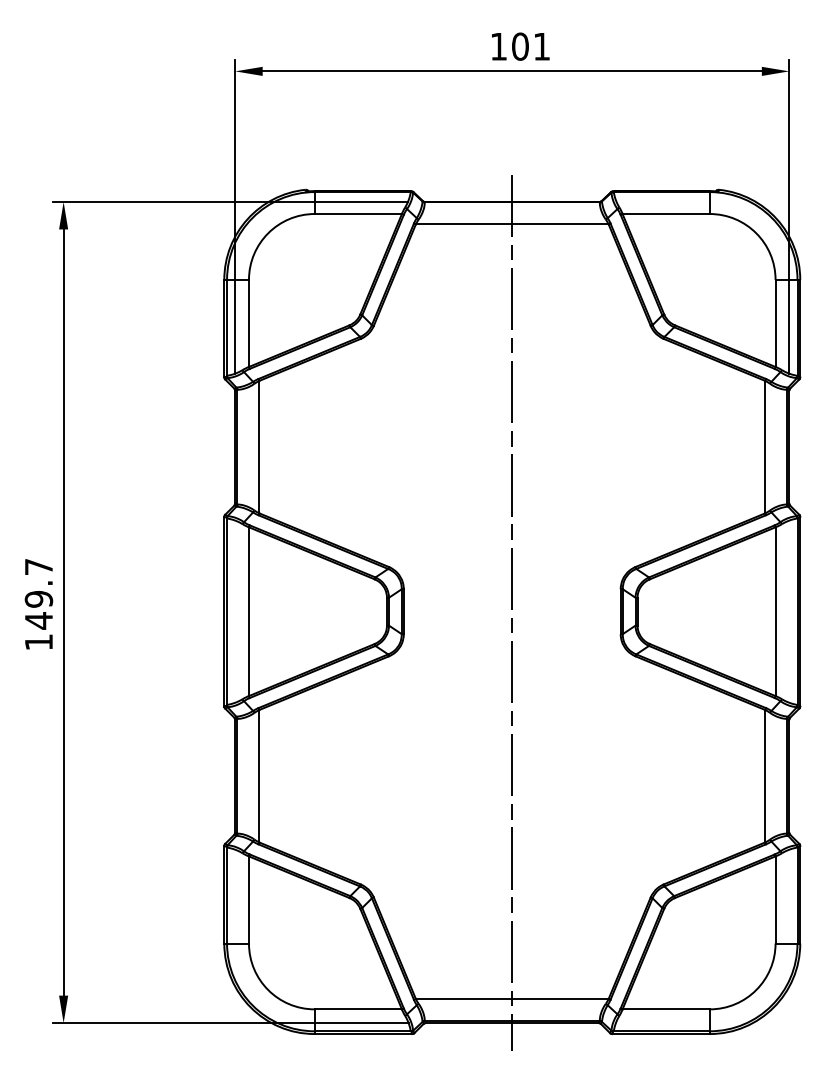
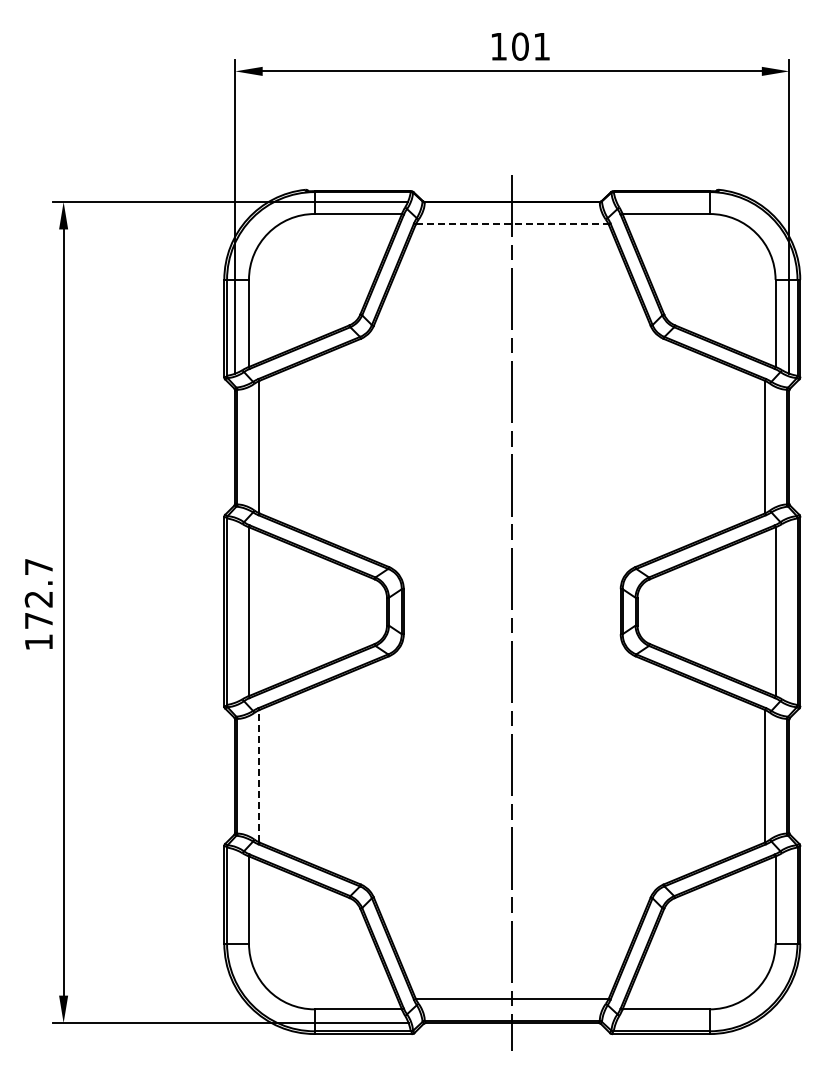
line: solid -> dashed (512, 224)
text: 149.7 -> 172.7 (38, 610)
line: solid -> dashed (259, 775)
